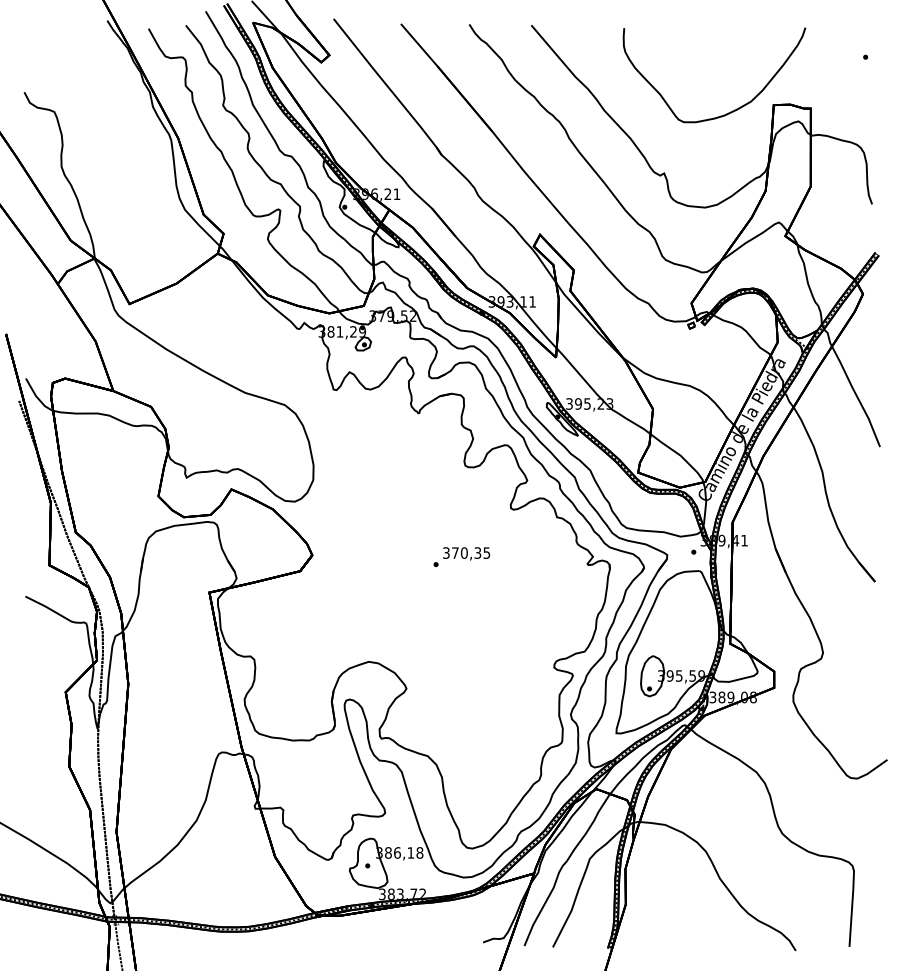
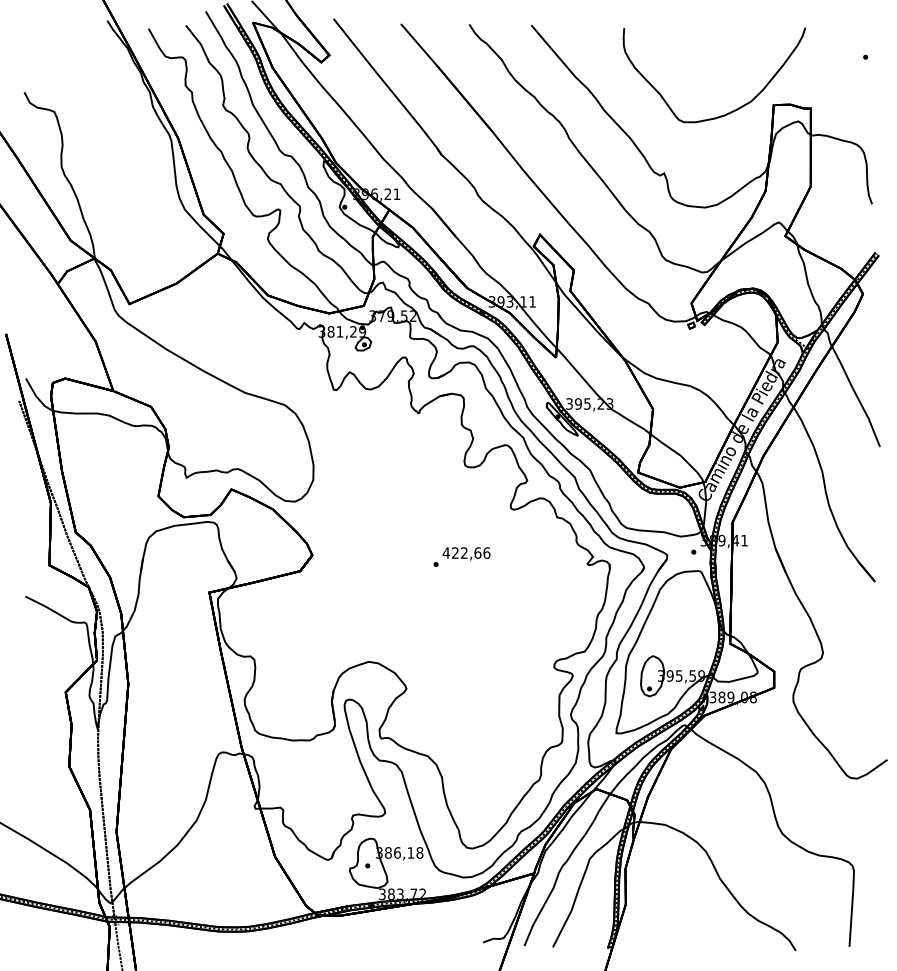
text: 370,35 -> 422,66 (466, 552)
